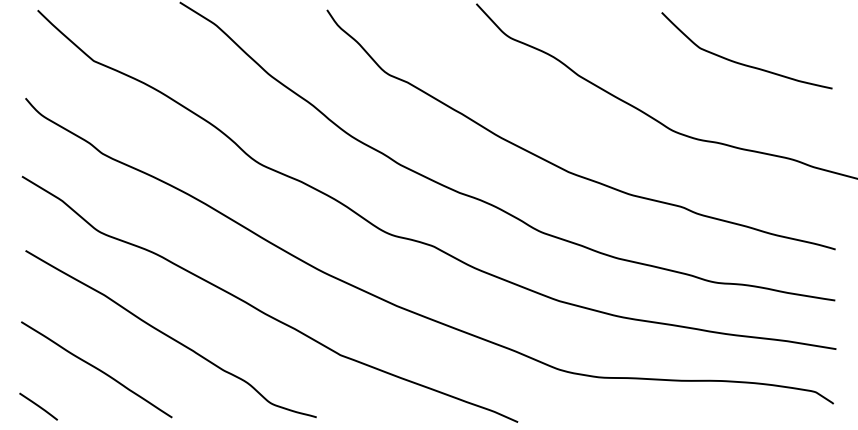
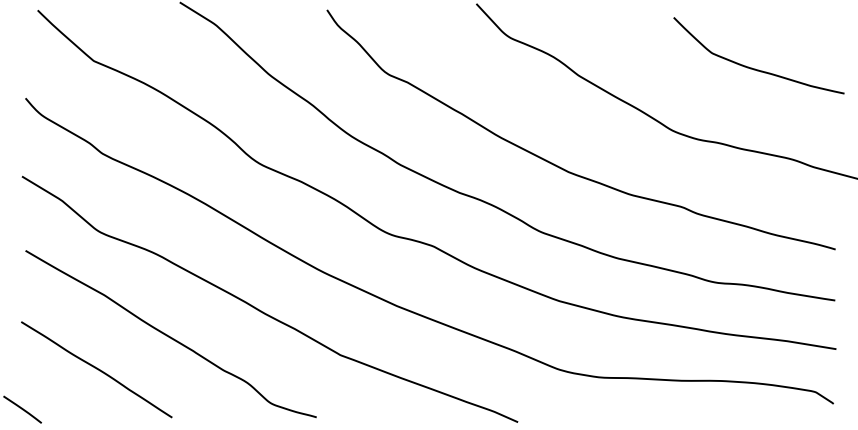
curve position: (743, 63) -> (755, 68) (755, 68)
line position: (38, 406) -> (22, 409) (22, 409)
